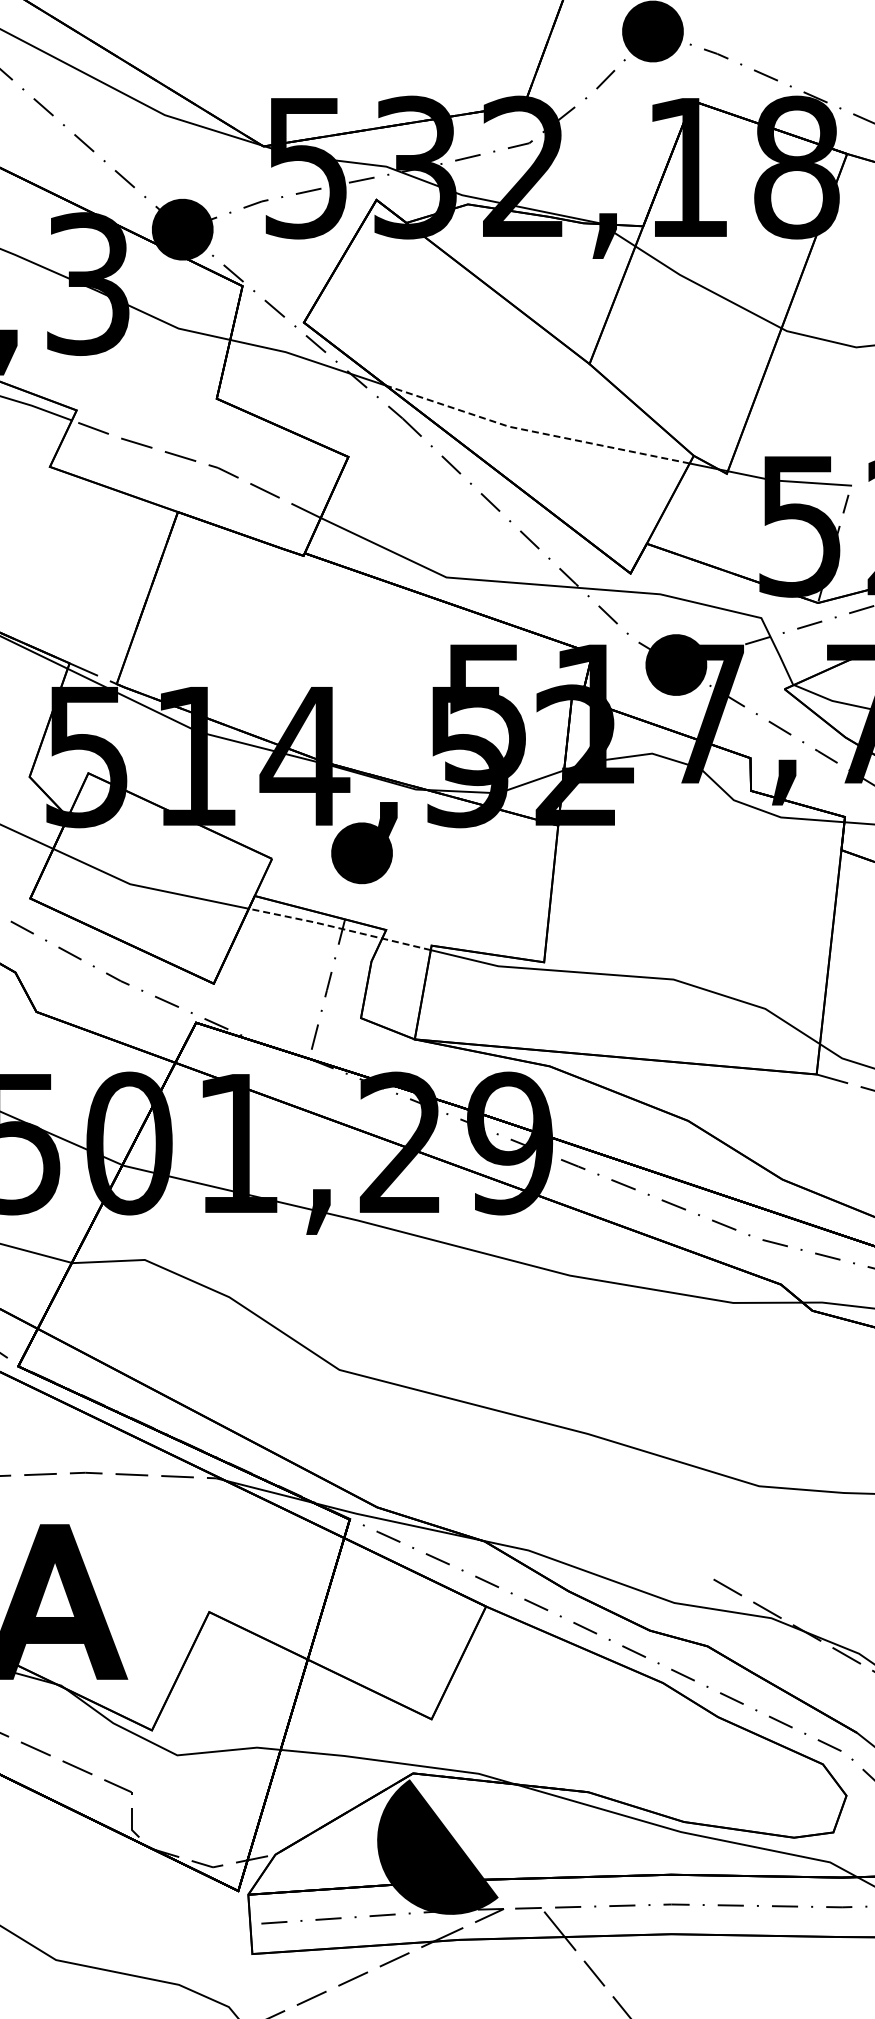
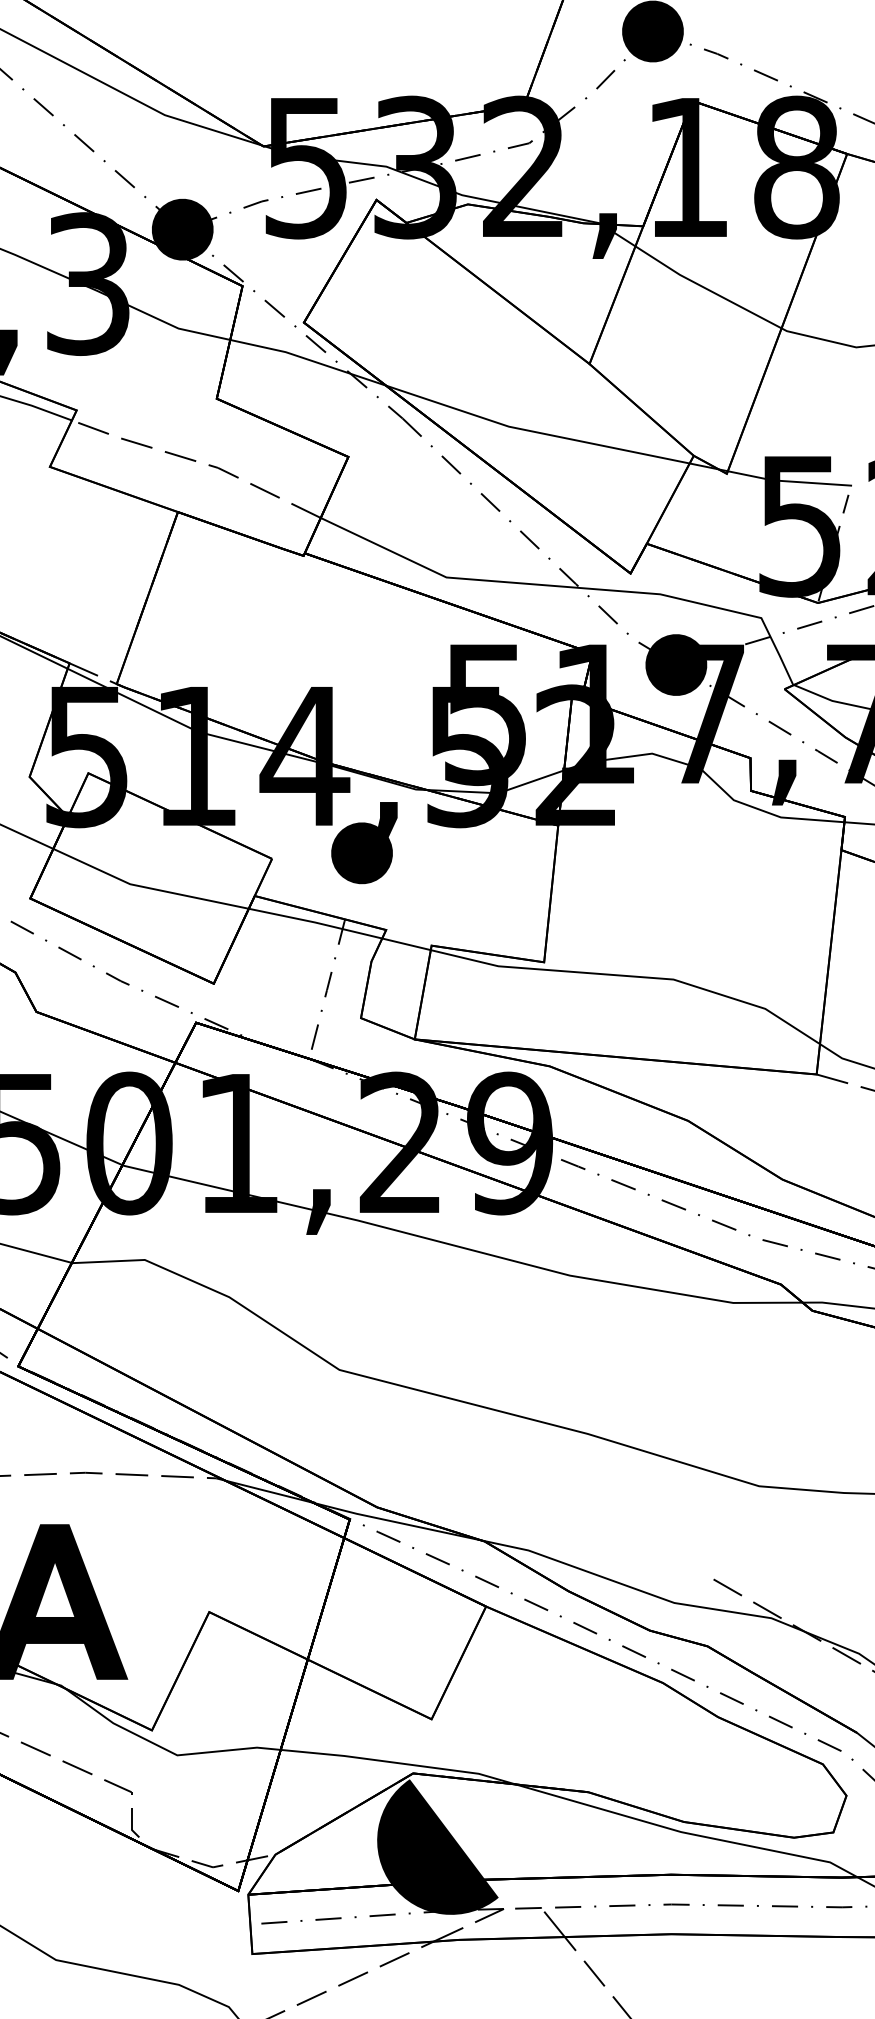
line: dashed -> solid (535, 432)
line: dashed -> solid (339, 928)
